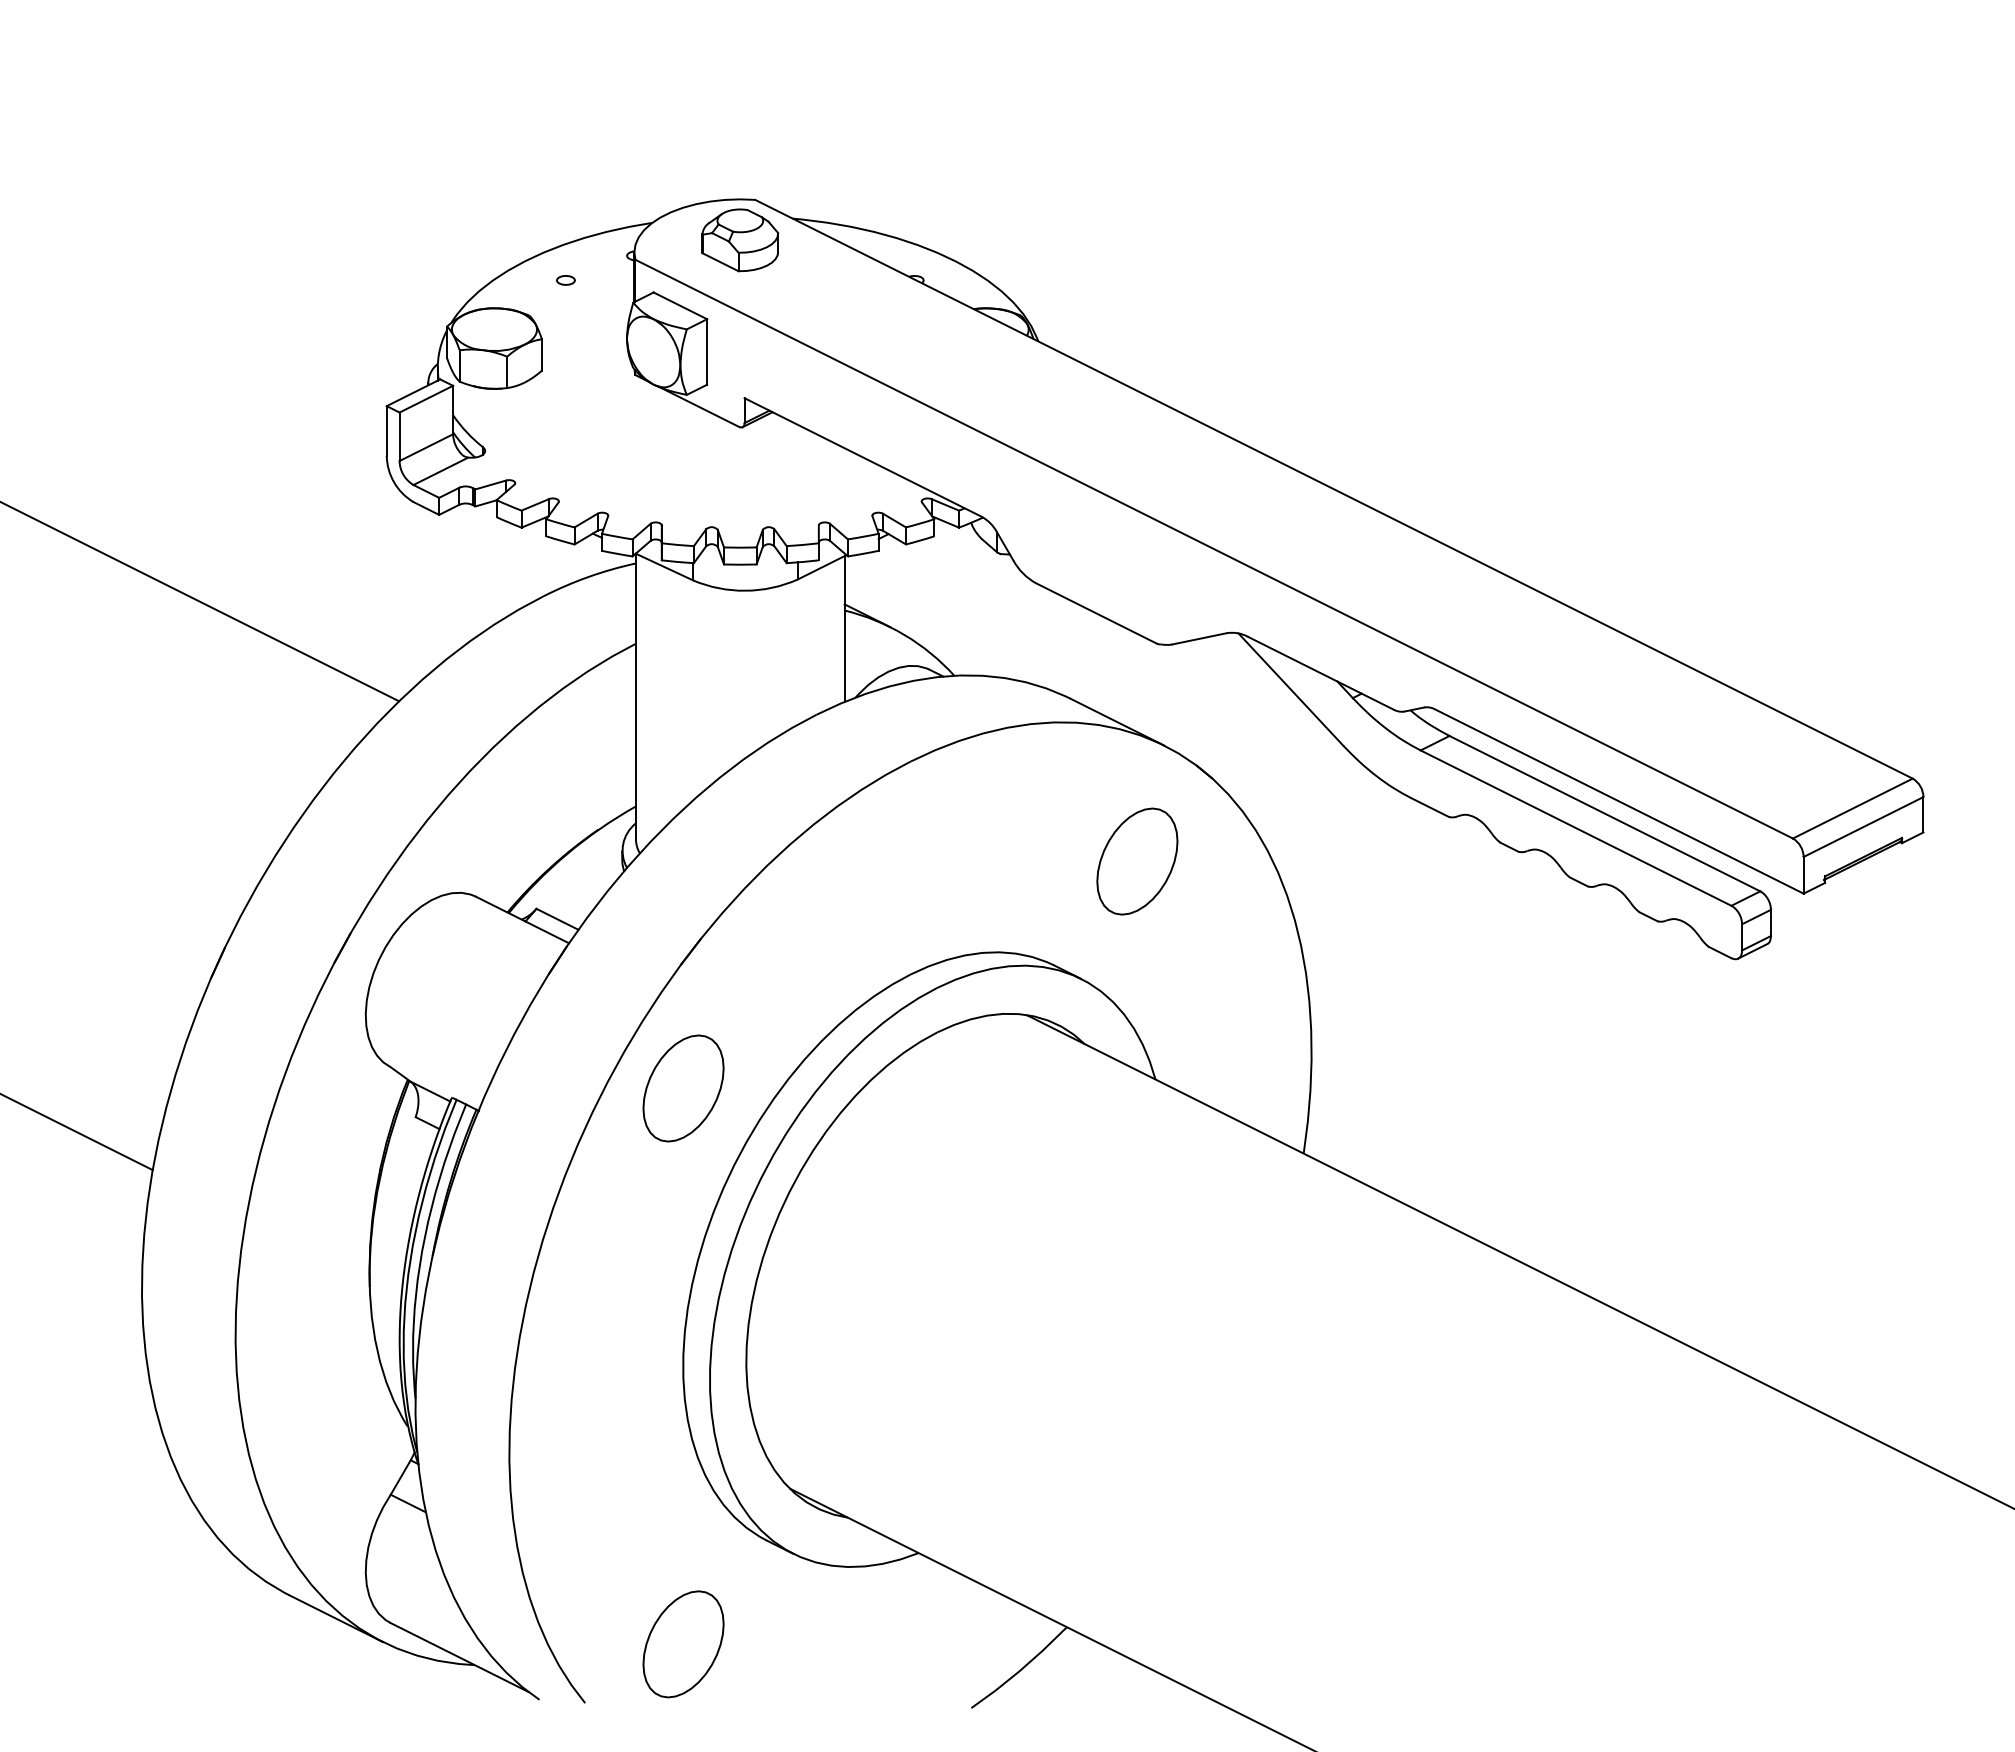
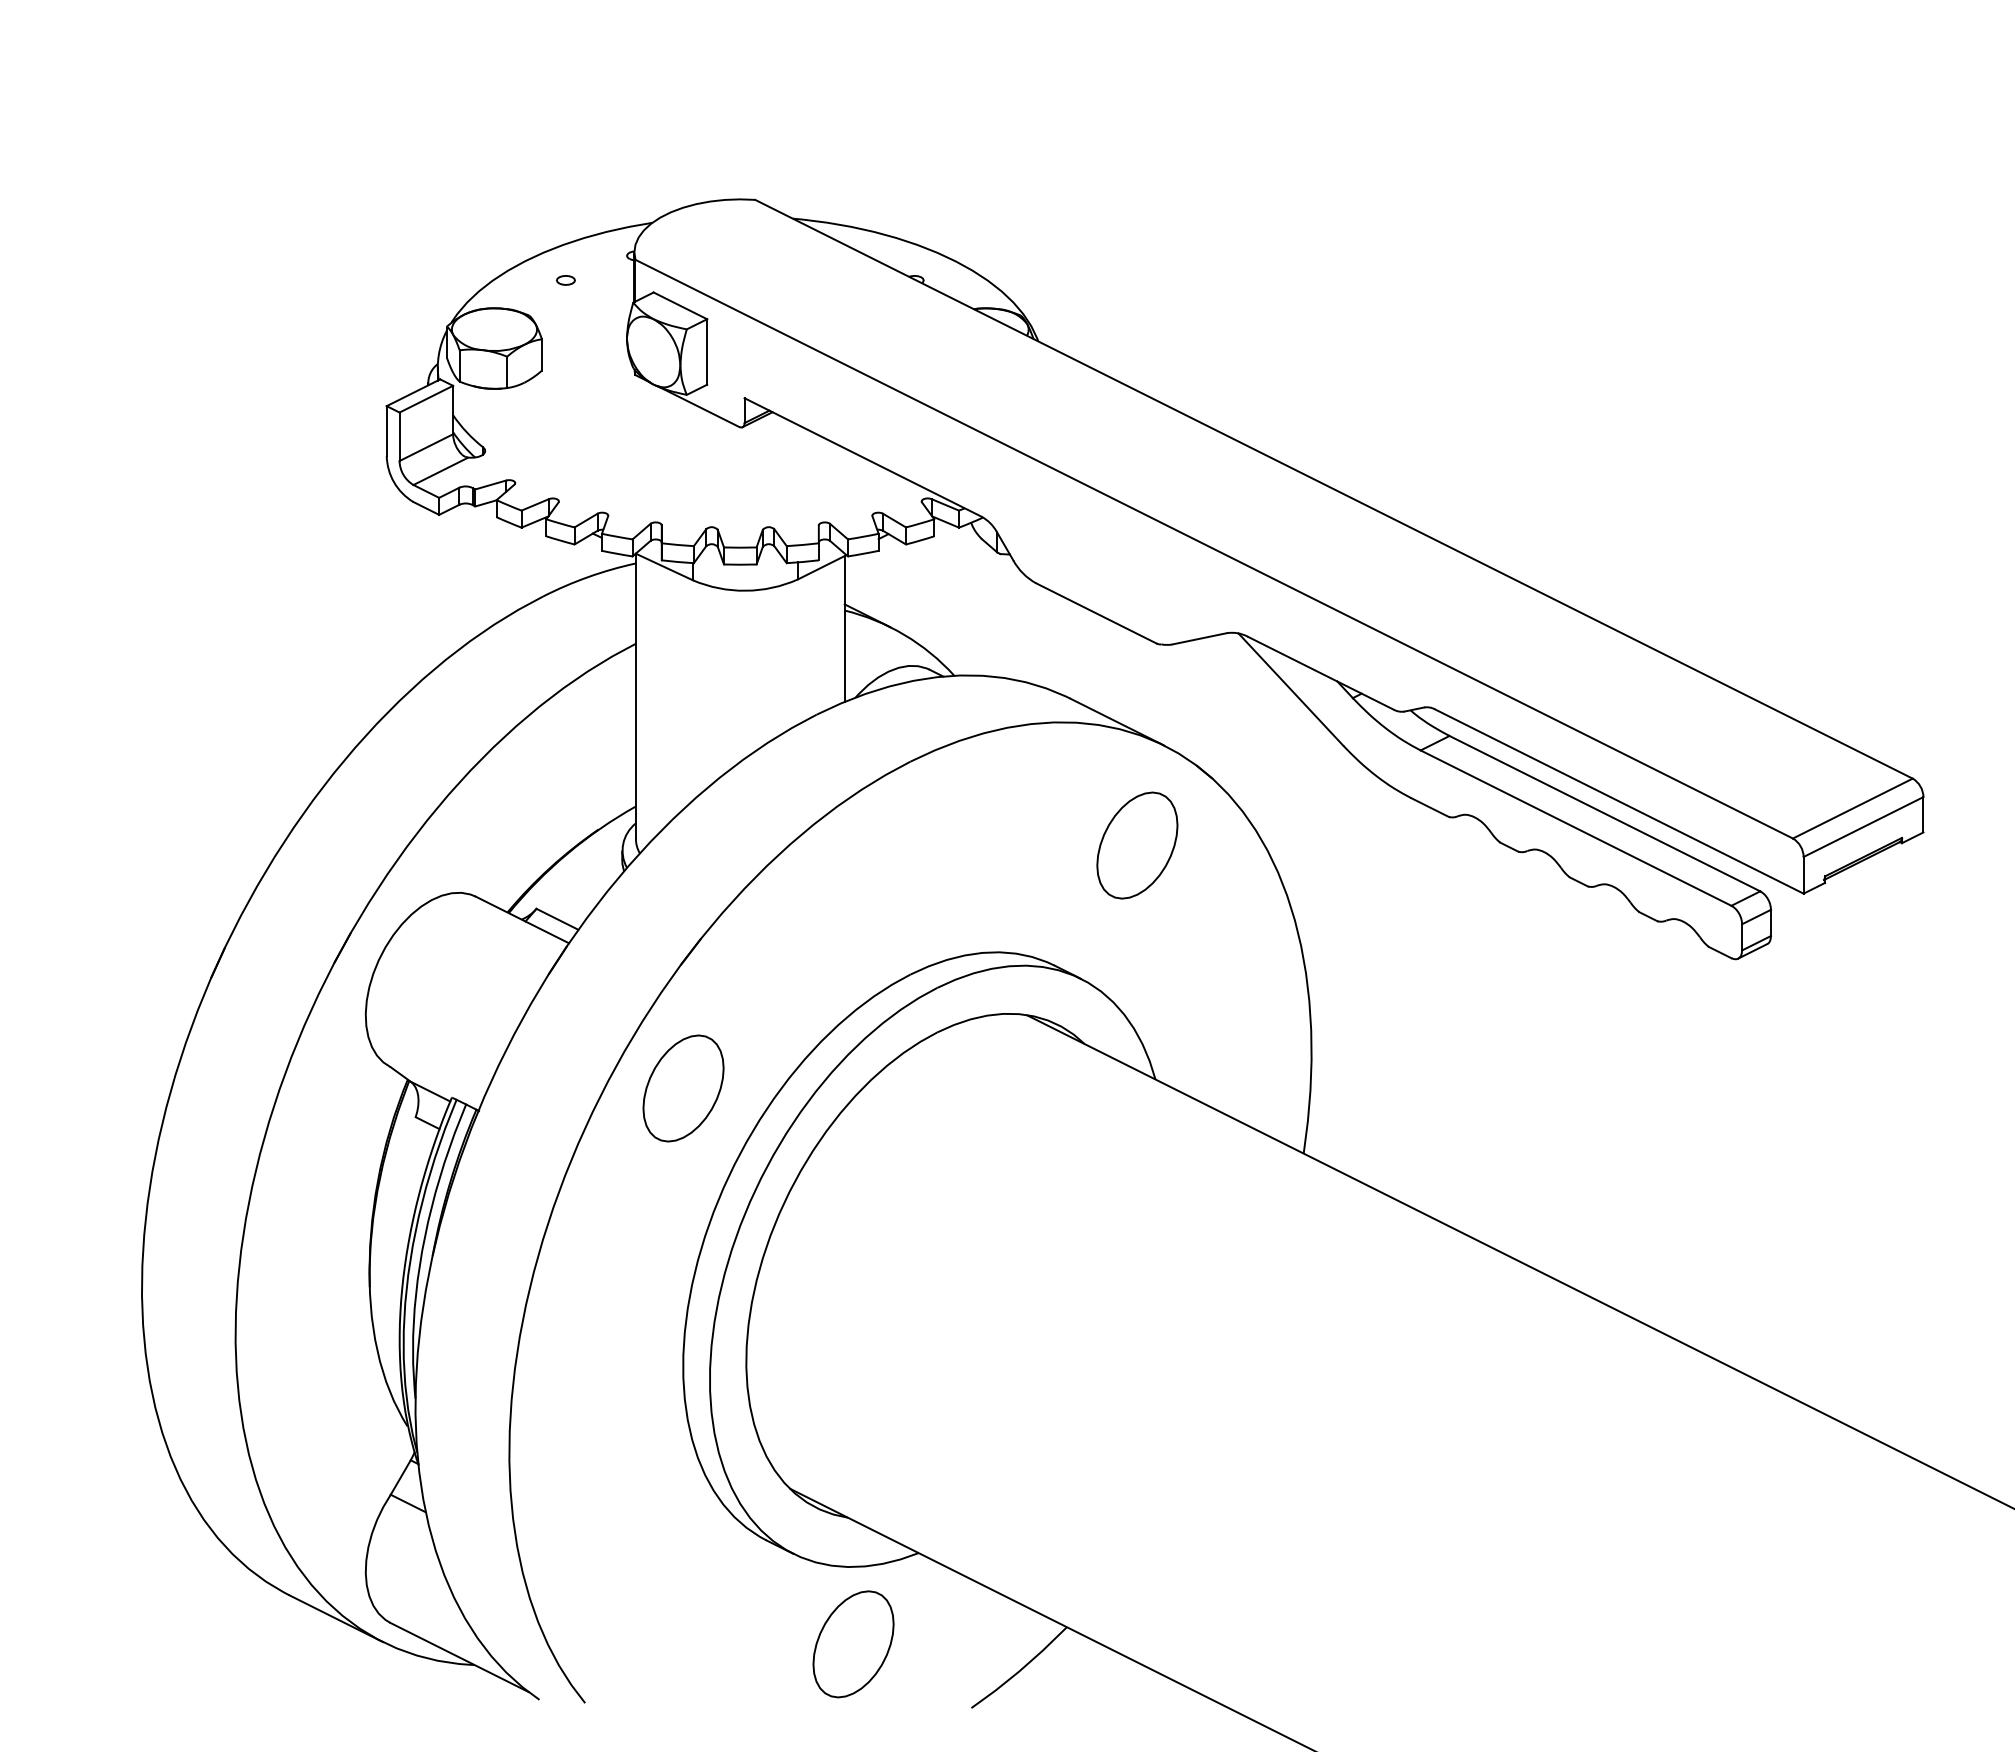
part: present -> none (740, 240)
line: present -> none (200, 602)
part position: (1137, 861) -> (1137, 845) (1137, 845)
line: present -> none (77, 1132)
part position: (683, 1644) -> (853, 1644) (853, 1644)
